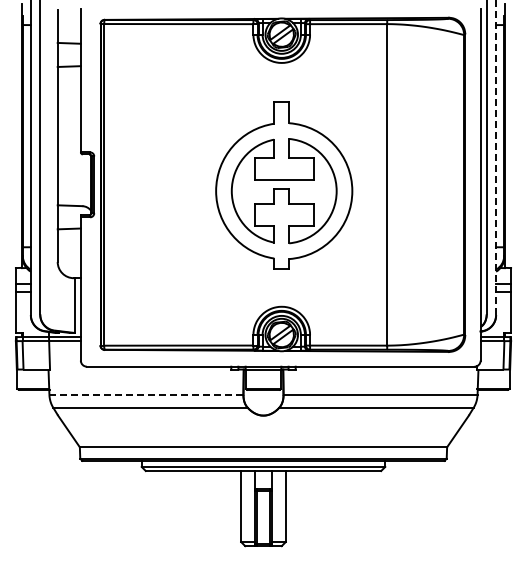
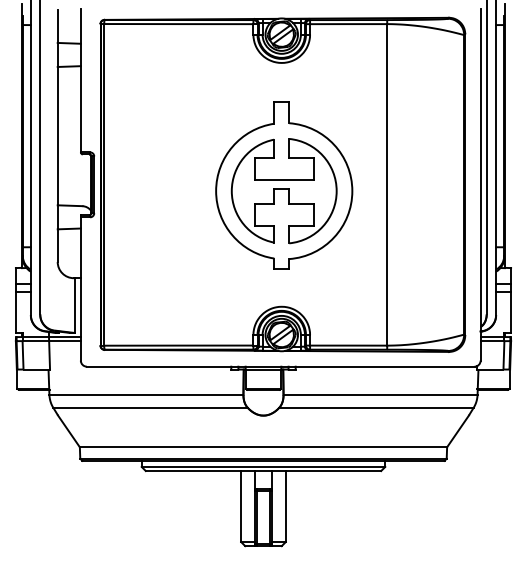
line: dashed -> solid (496, 157)
line: dashed -> solid (146, 394)
